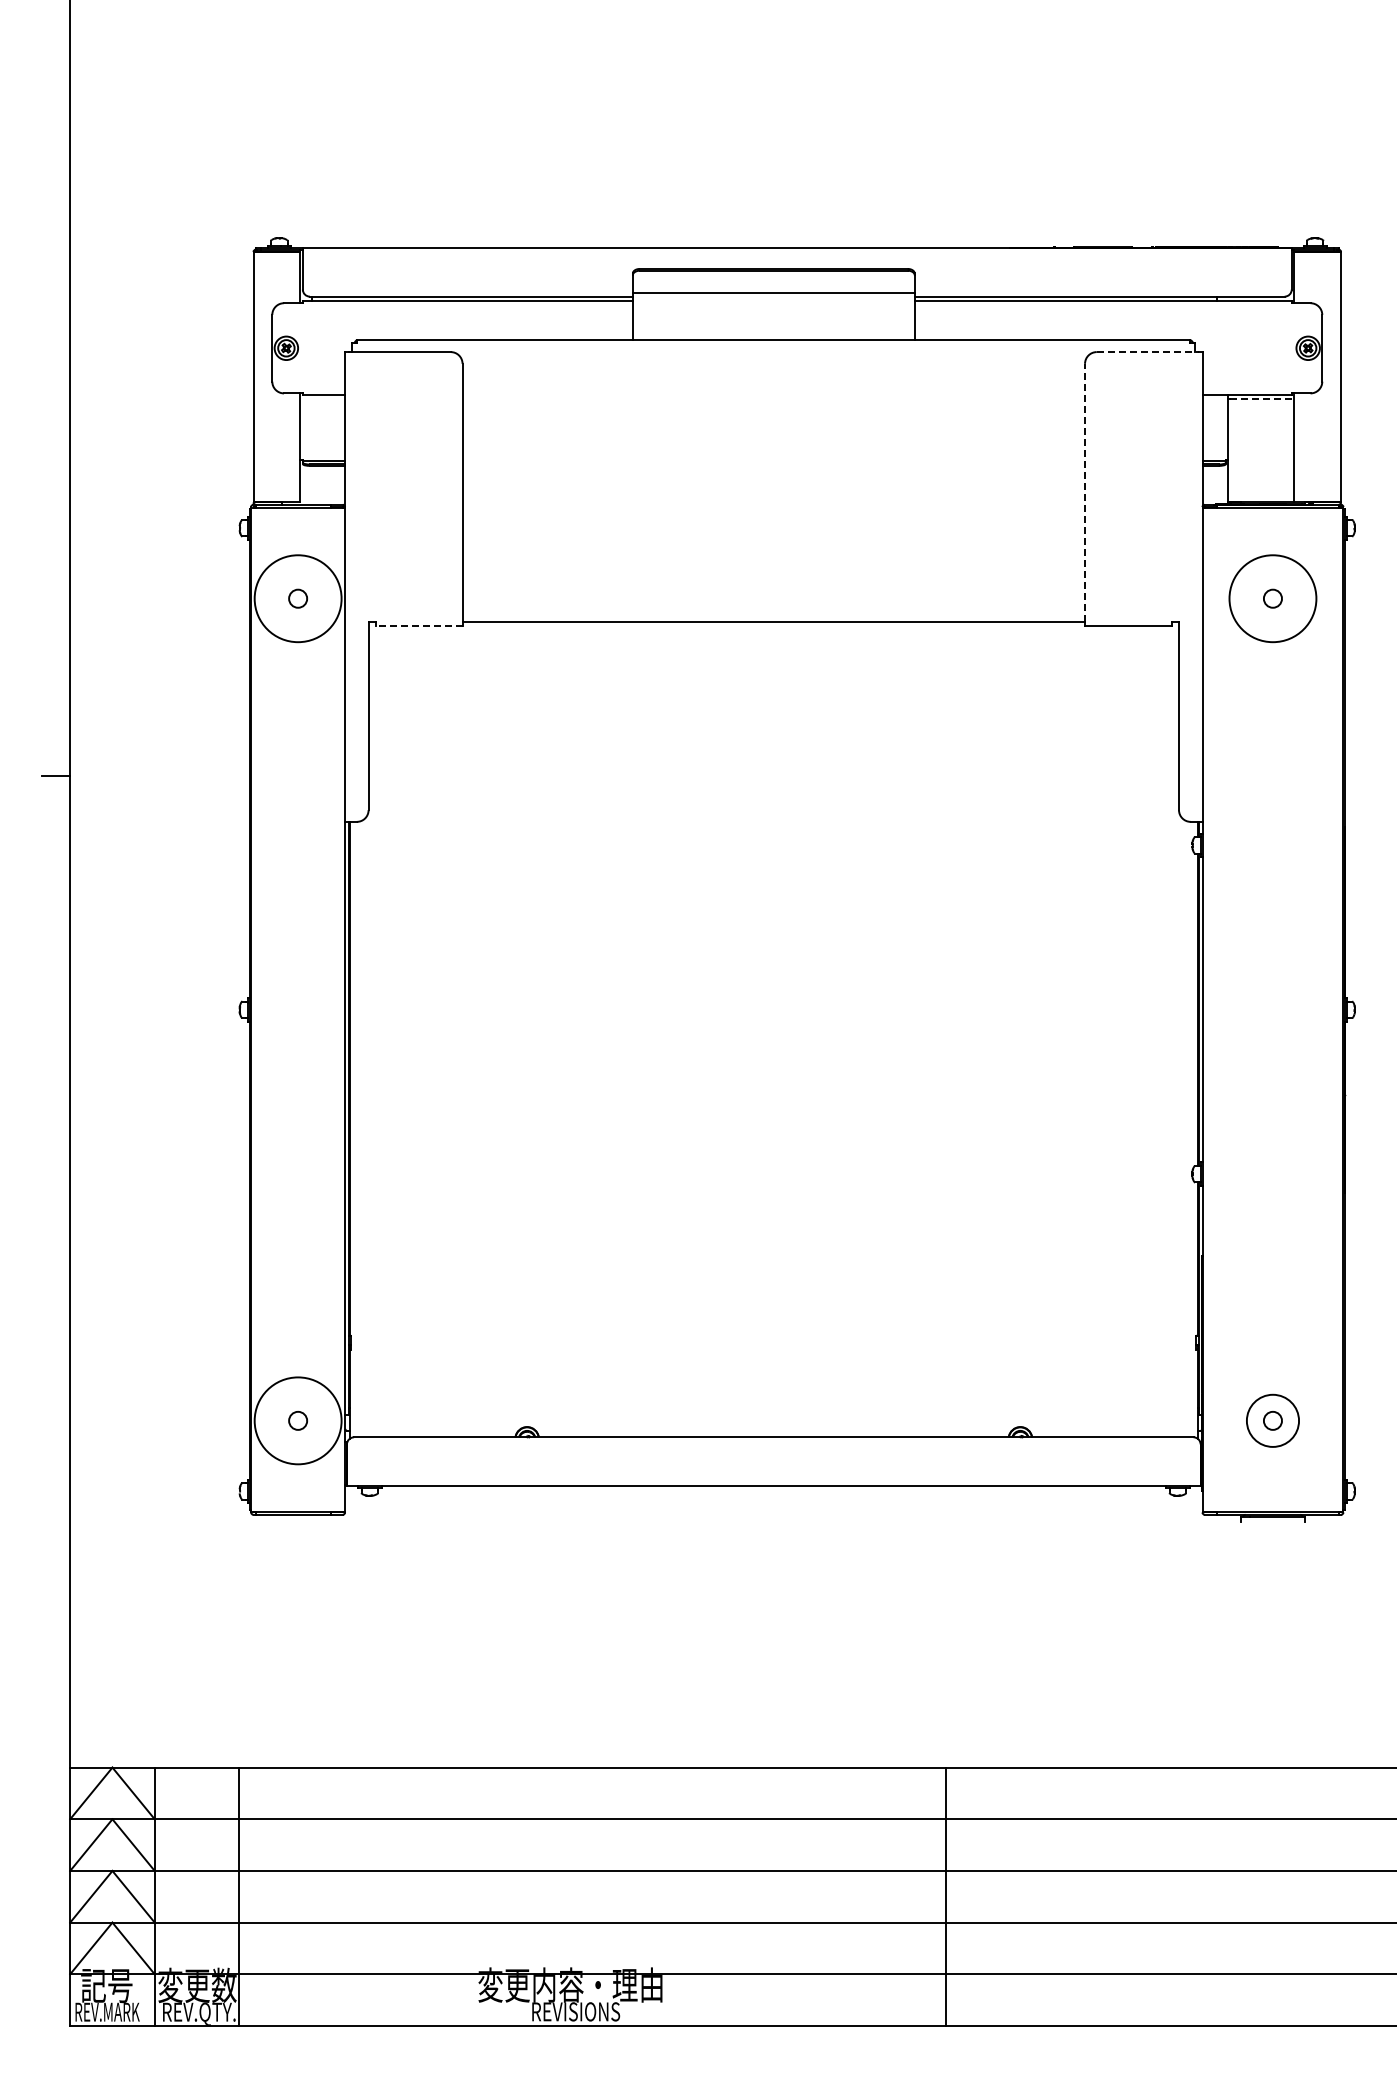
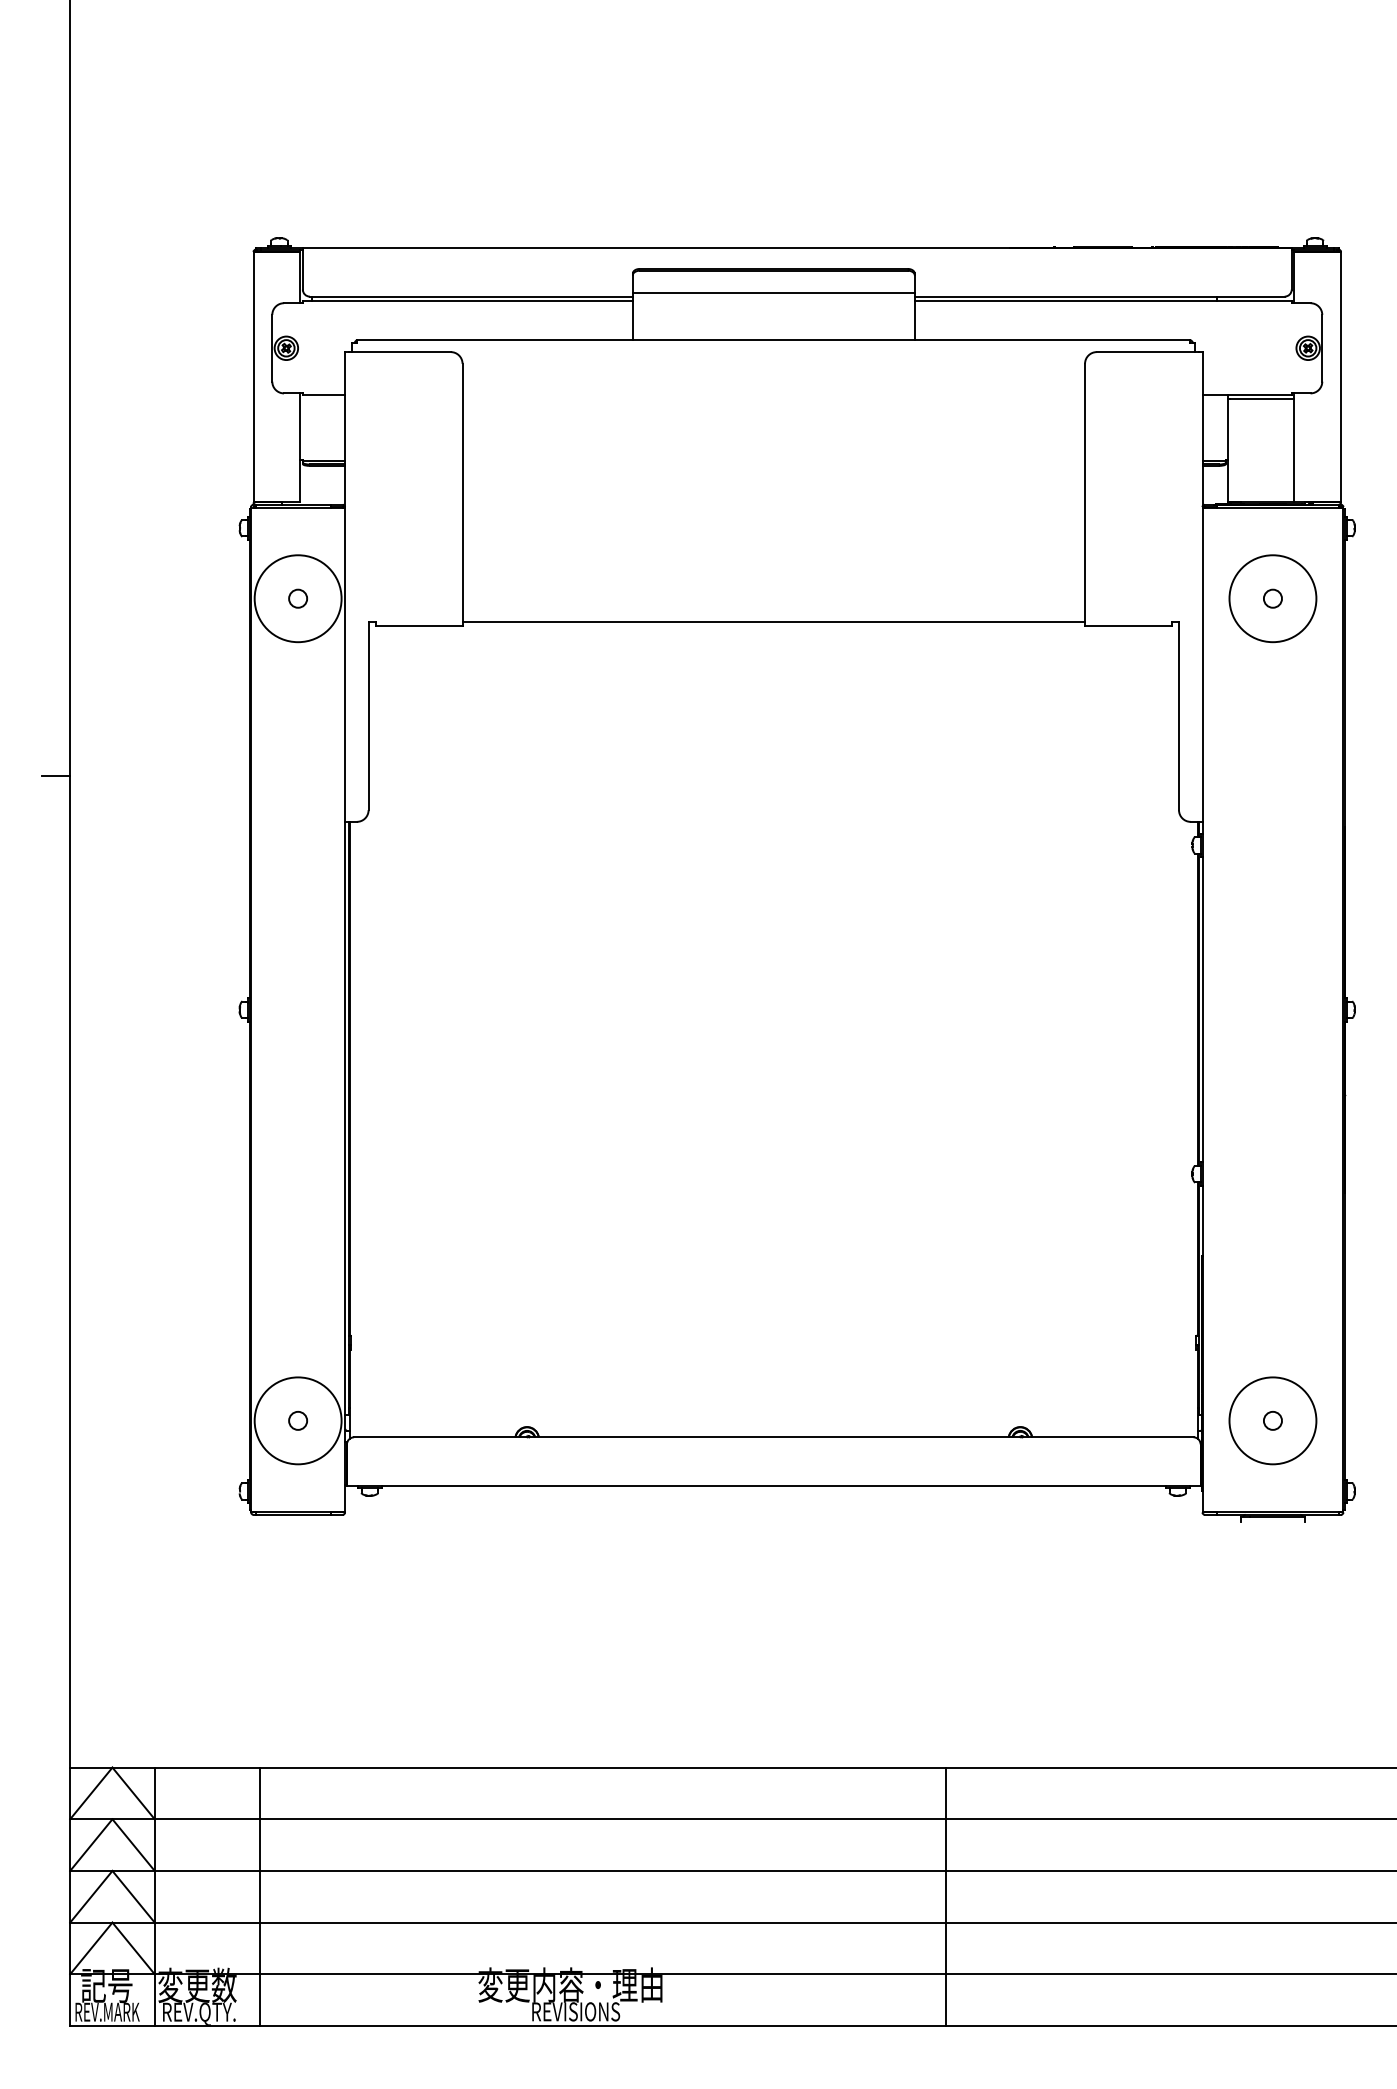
line: dashed -> solid (1148, 352)
line: dashed -> solid (1262, 399)
line: dashed -> solid (1085, 492)
line: dashed -> solid (418, 625)
circle diameter: 52 px -> 87 px (1272, 1420)
line position: (238, 1896) -> (259, 1896) (259, 1896)
